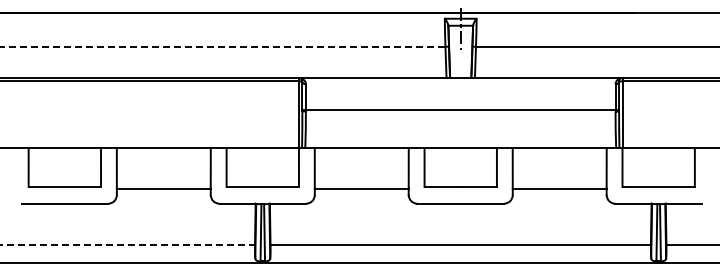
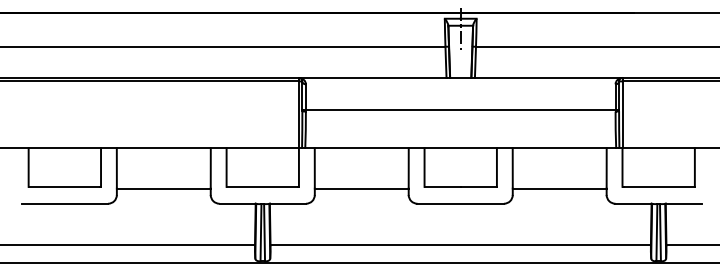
line: dashed -> solid (222, 46)
line: dashed -> solid (128, 245)
